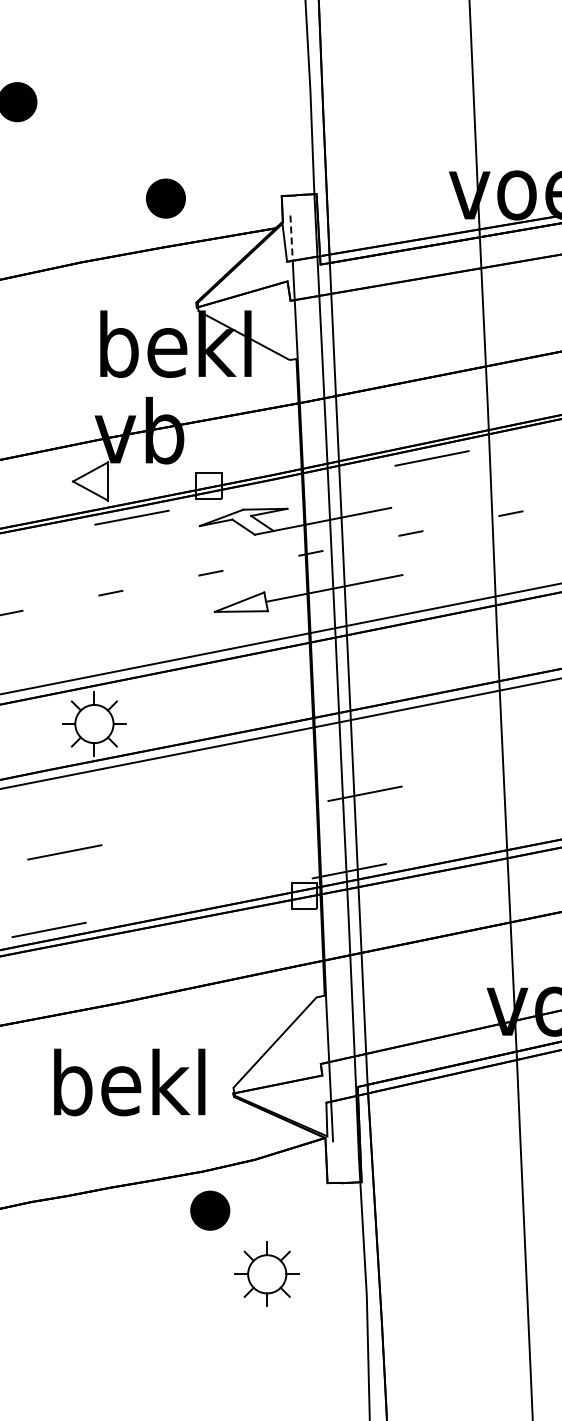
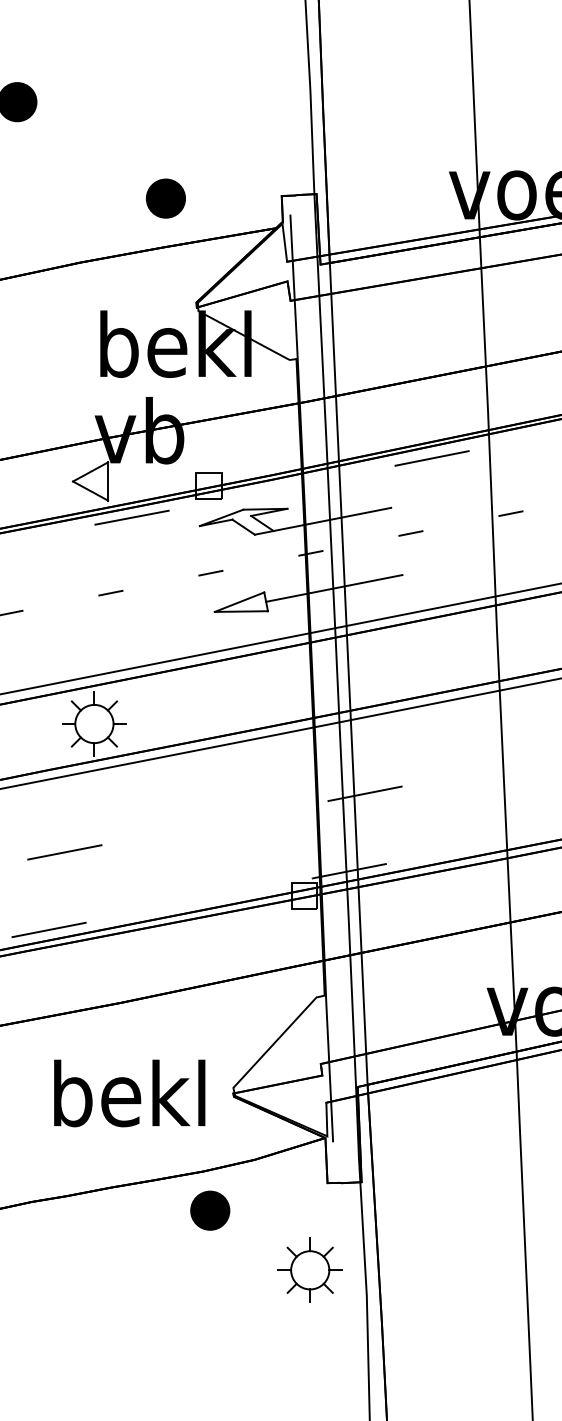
line: dashed -> solid (291, 238)
text position: (129, 1082) -> (129, 1093) (129, 1093)
part position: (266, 1273) -> (309, 1269) (309, 1269)
